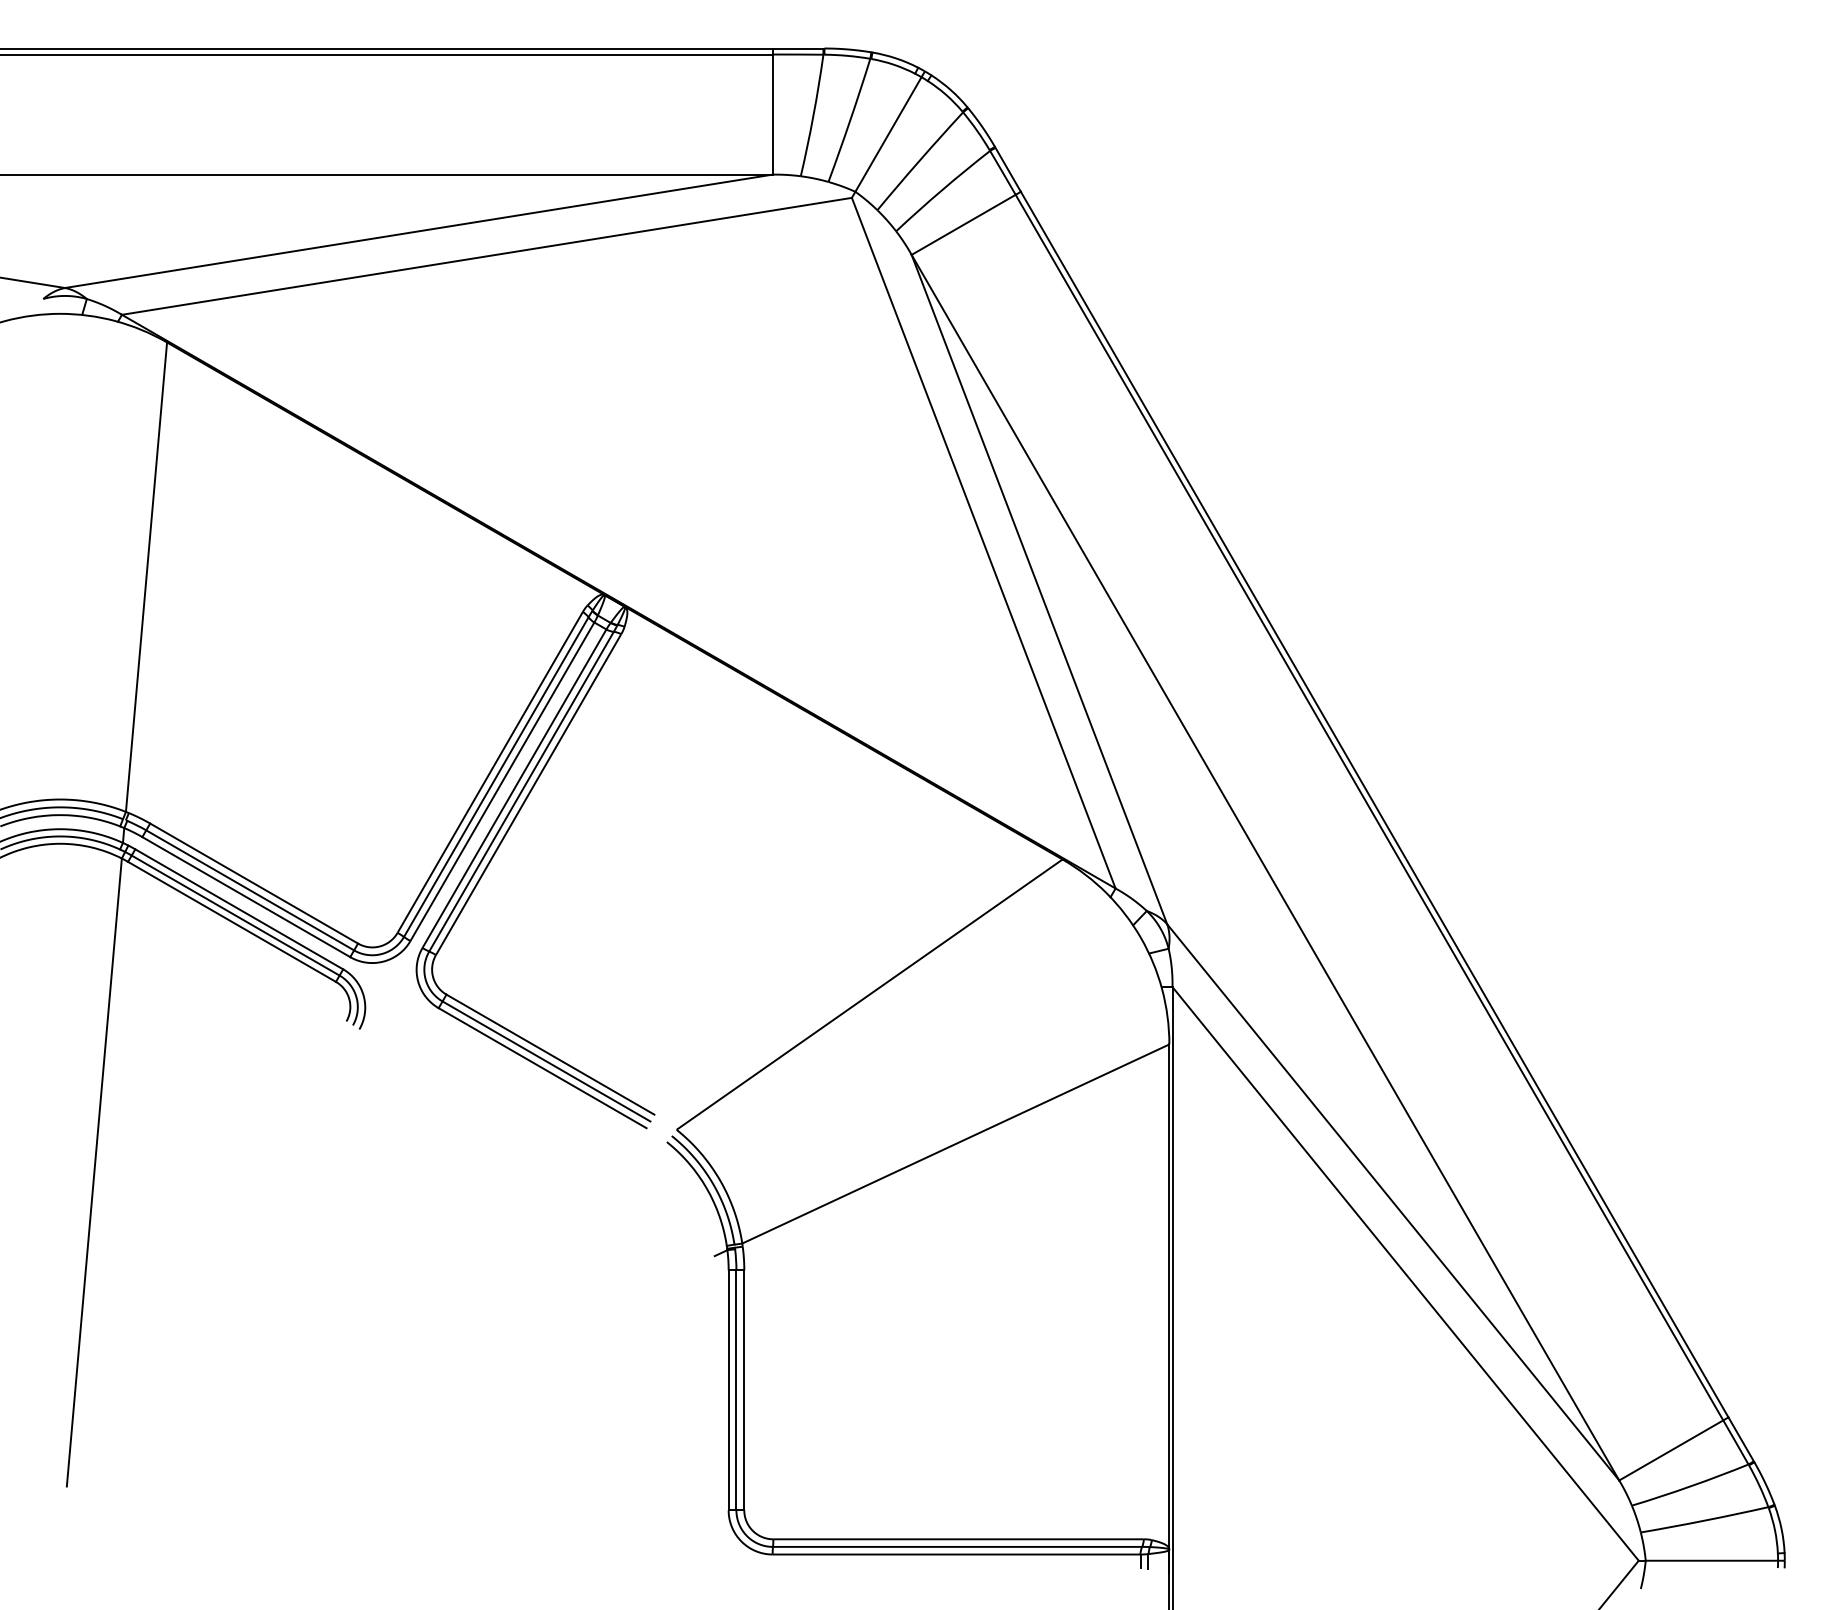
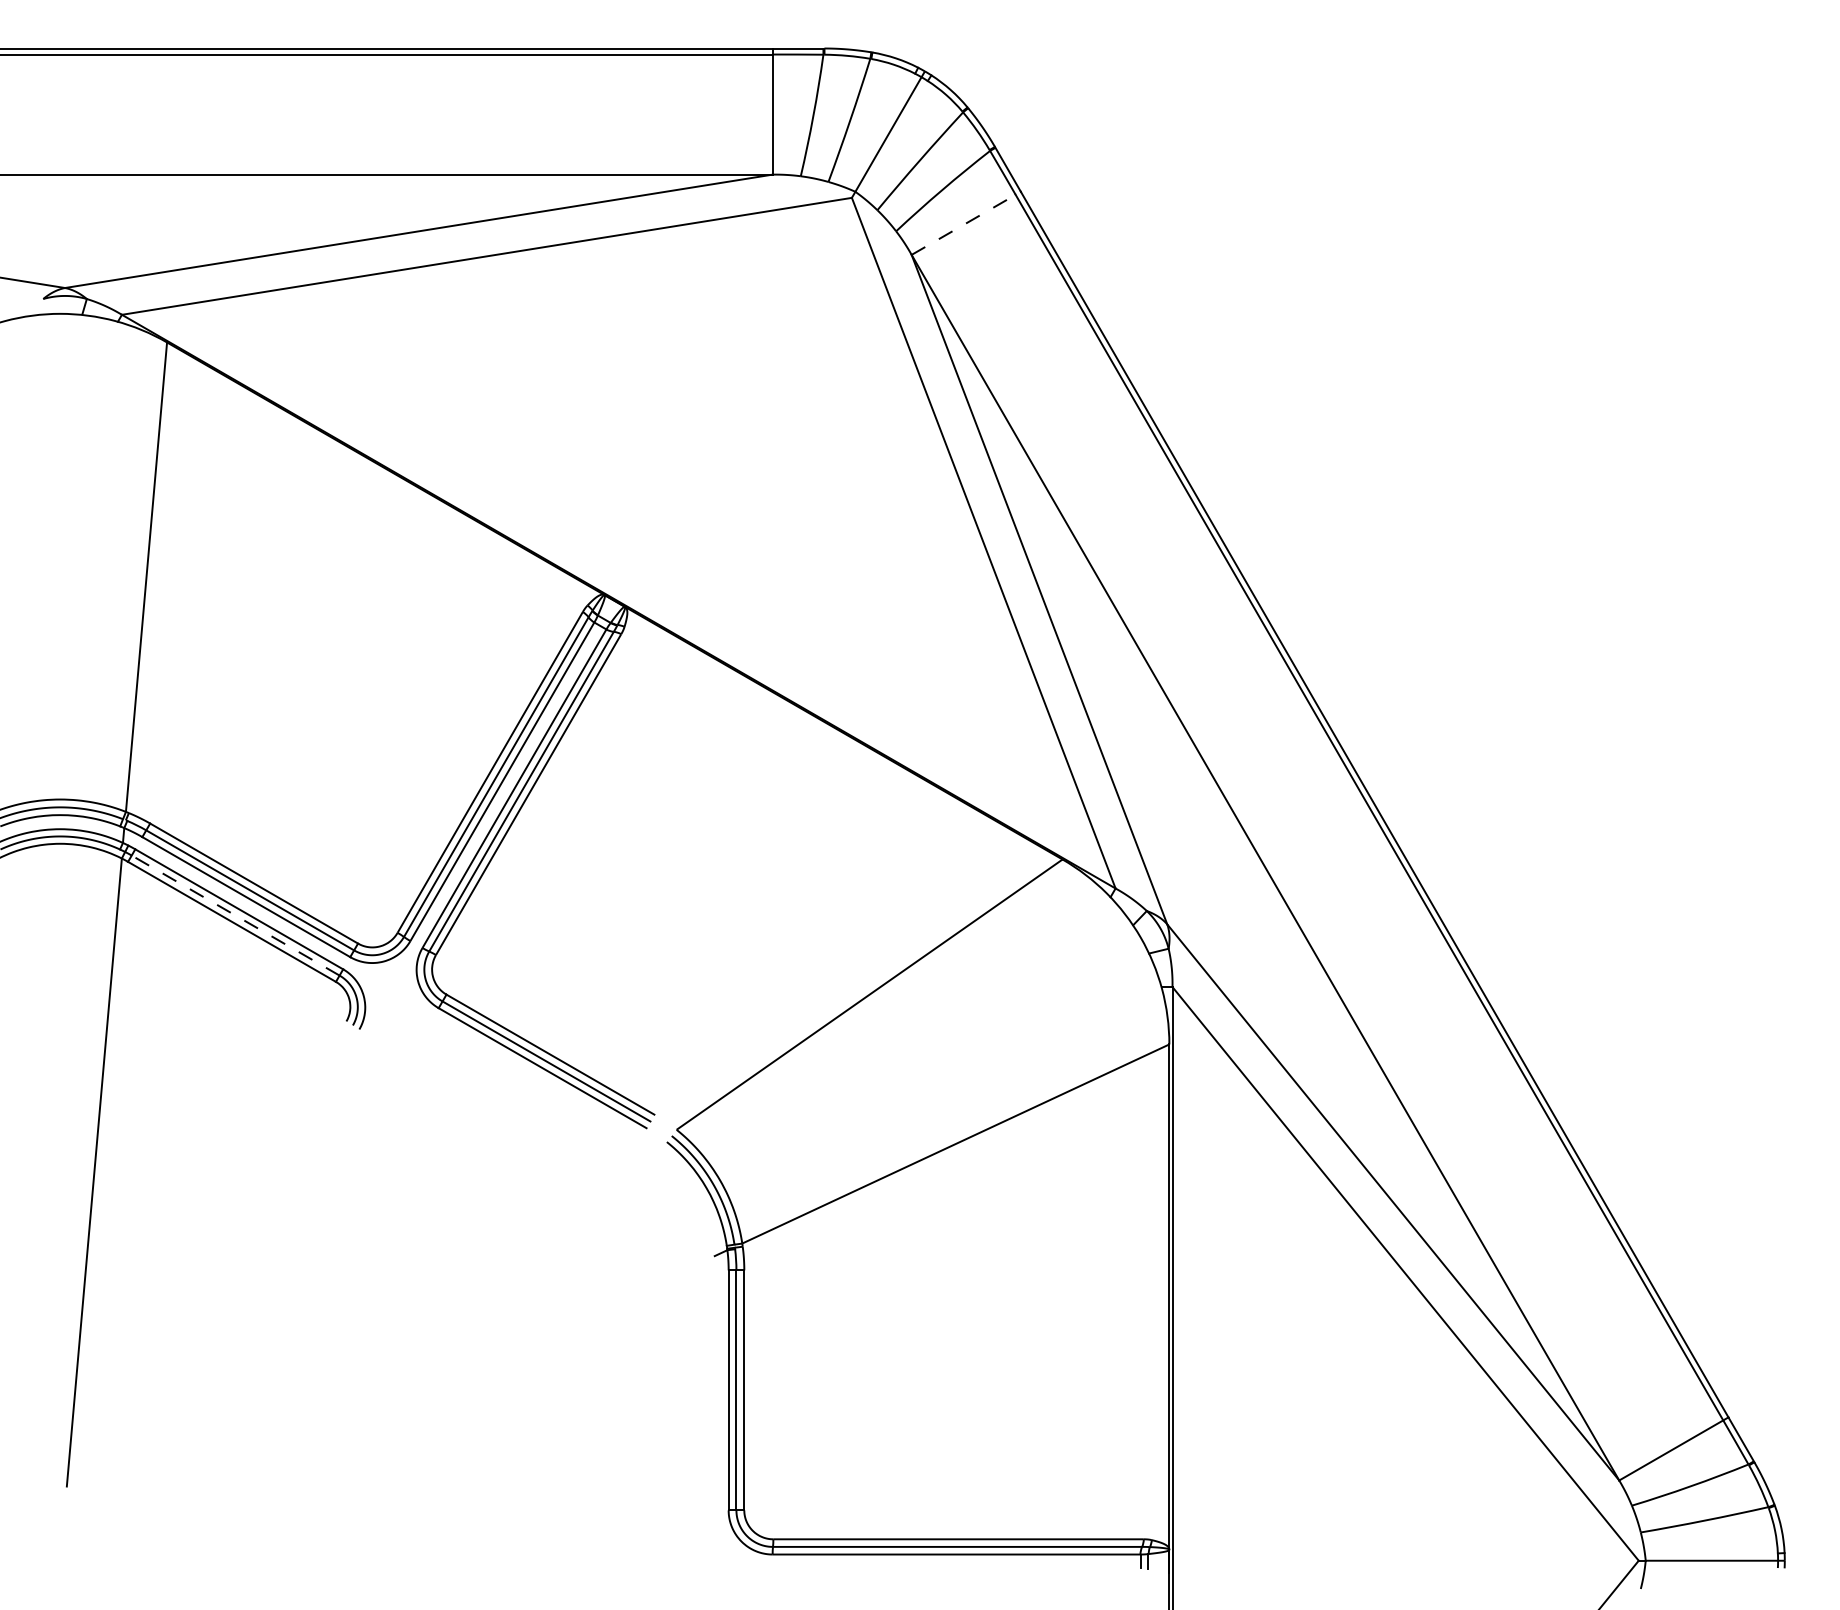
line: solid -> dashed (966, 223)
line: solid -> dashed (235, 915)
